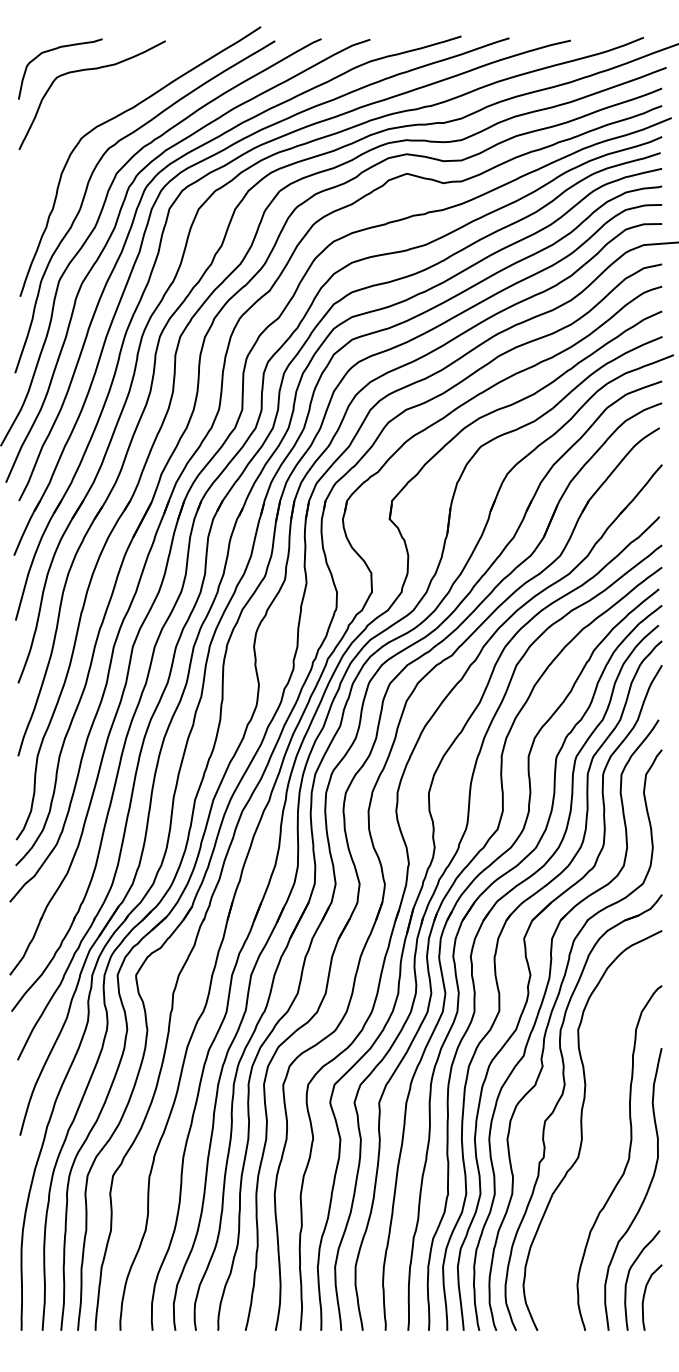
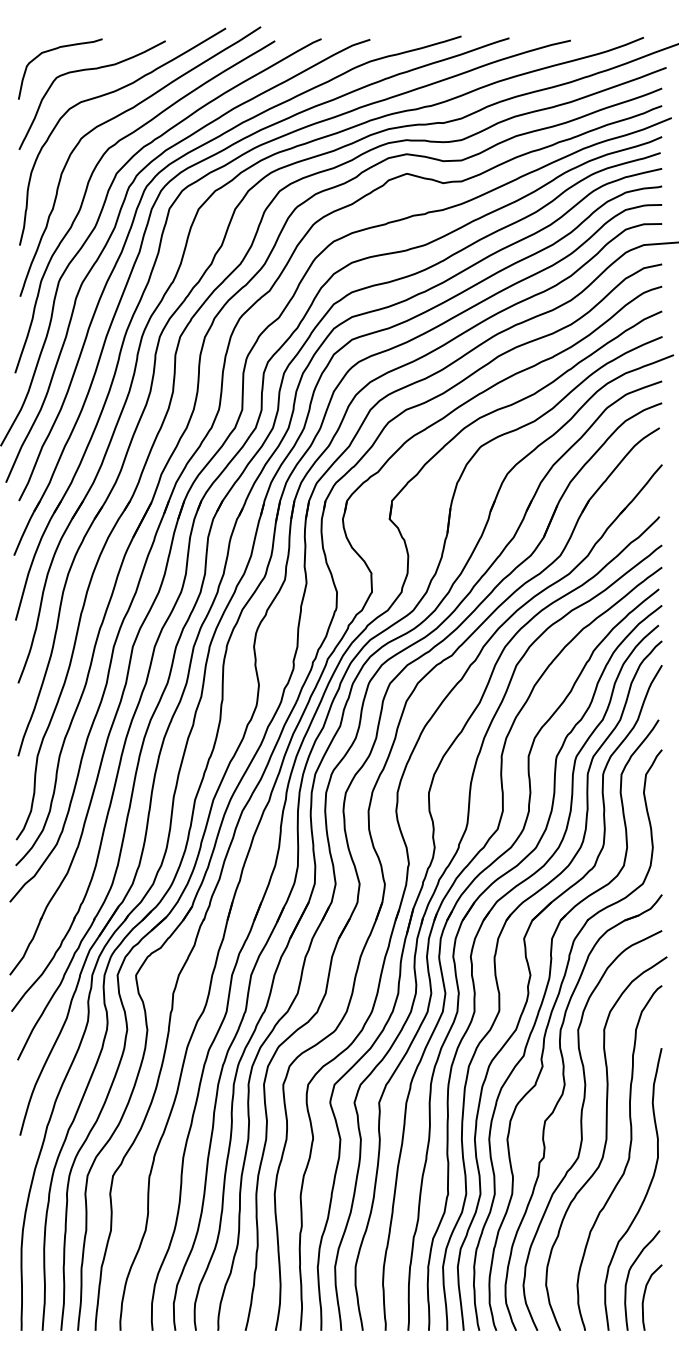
curve: none -> present (109, 94)
curve: none -> present (606, 1143)
